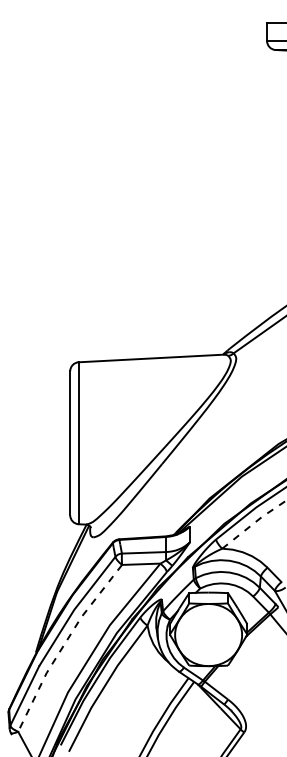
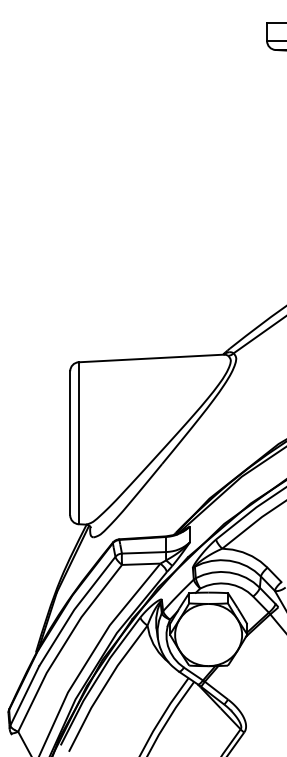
line: dashed -> solid (254, 523)
line: dashed -> solid (64, 645)
